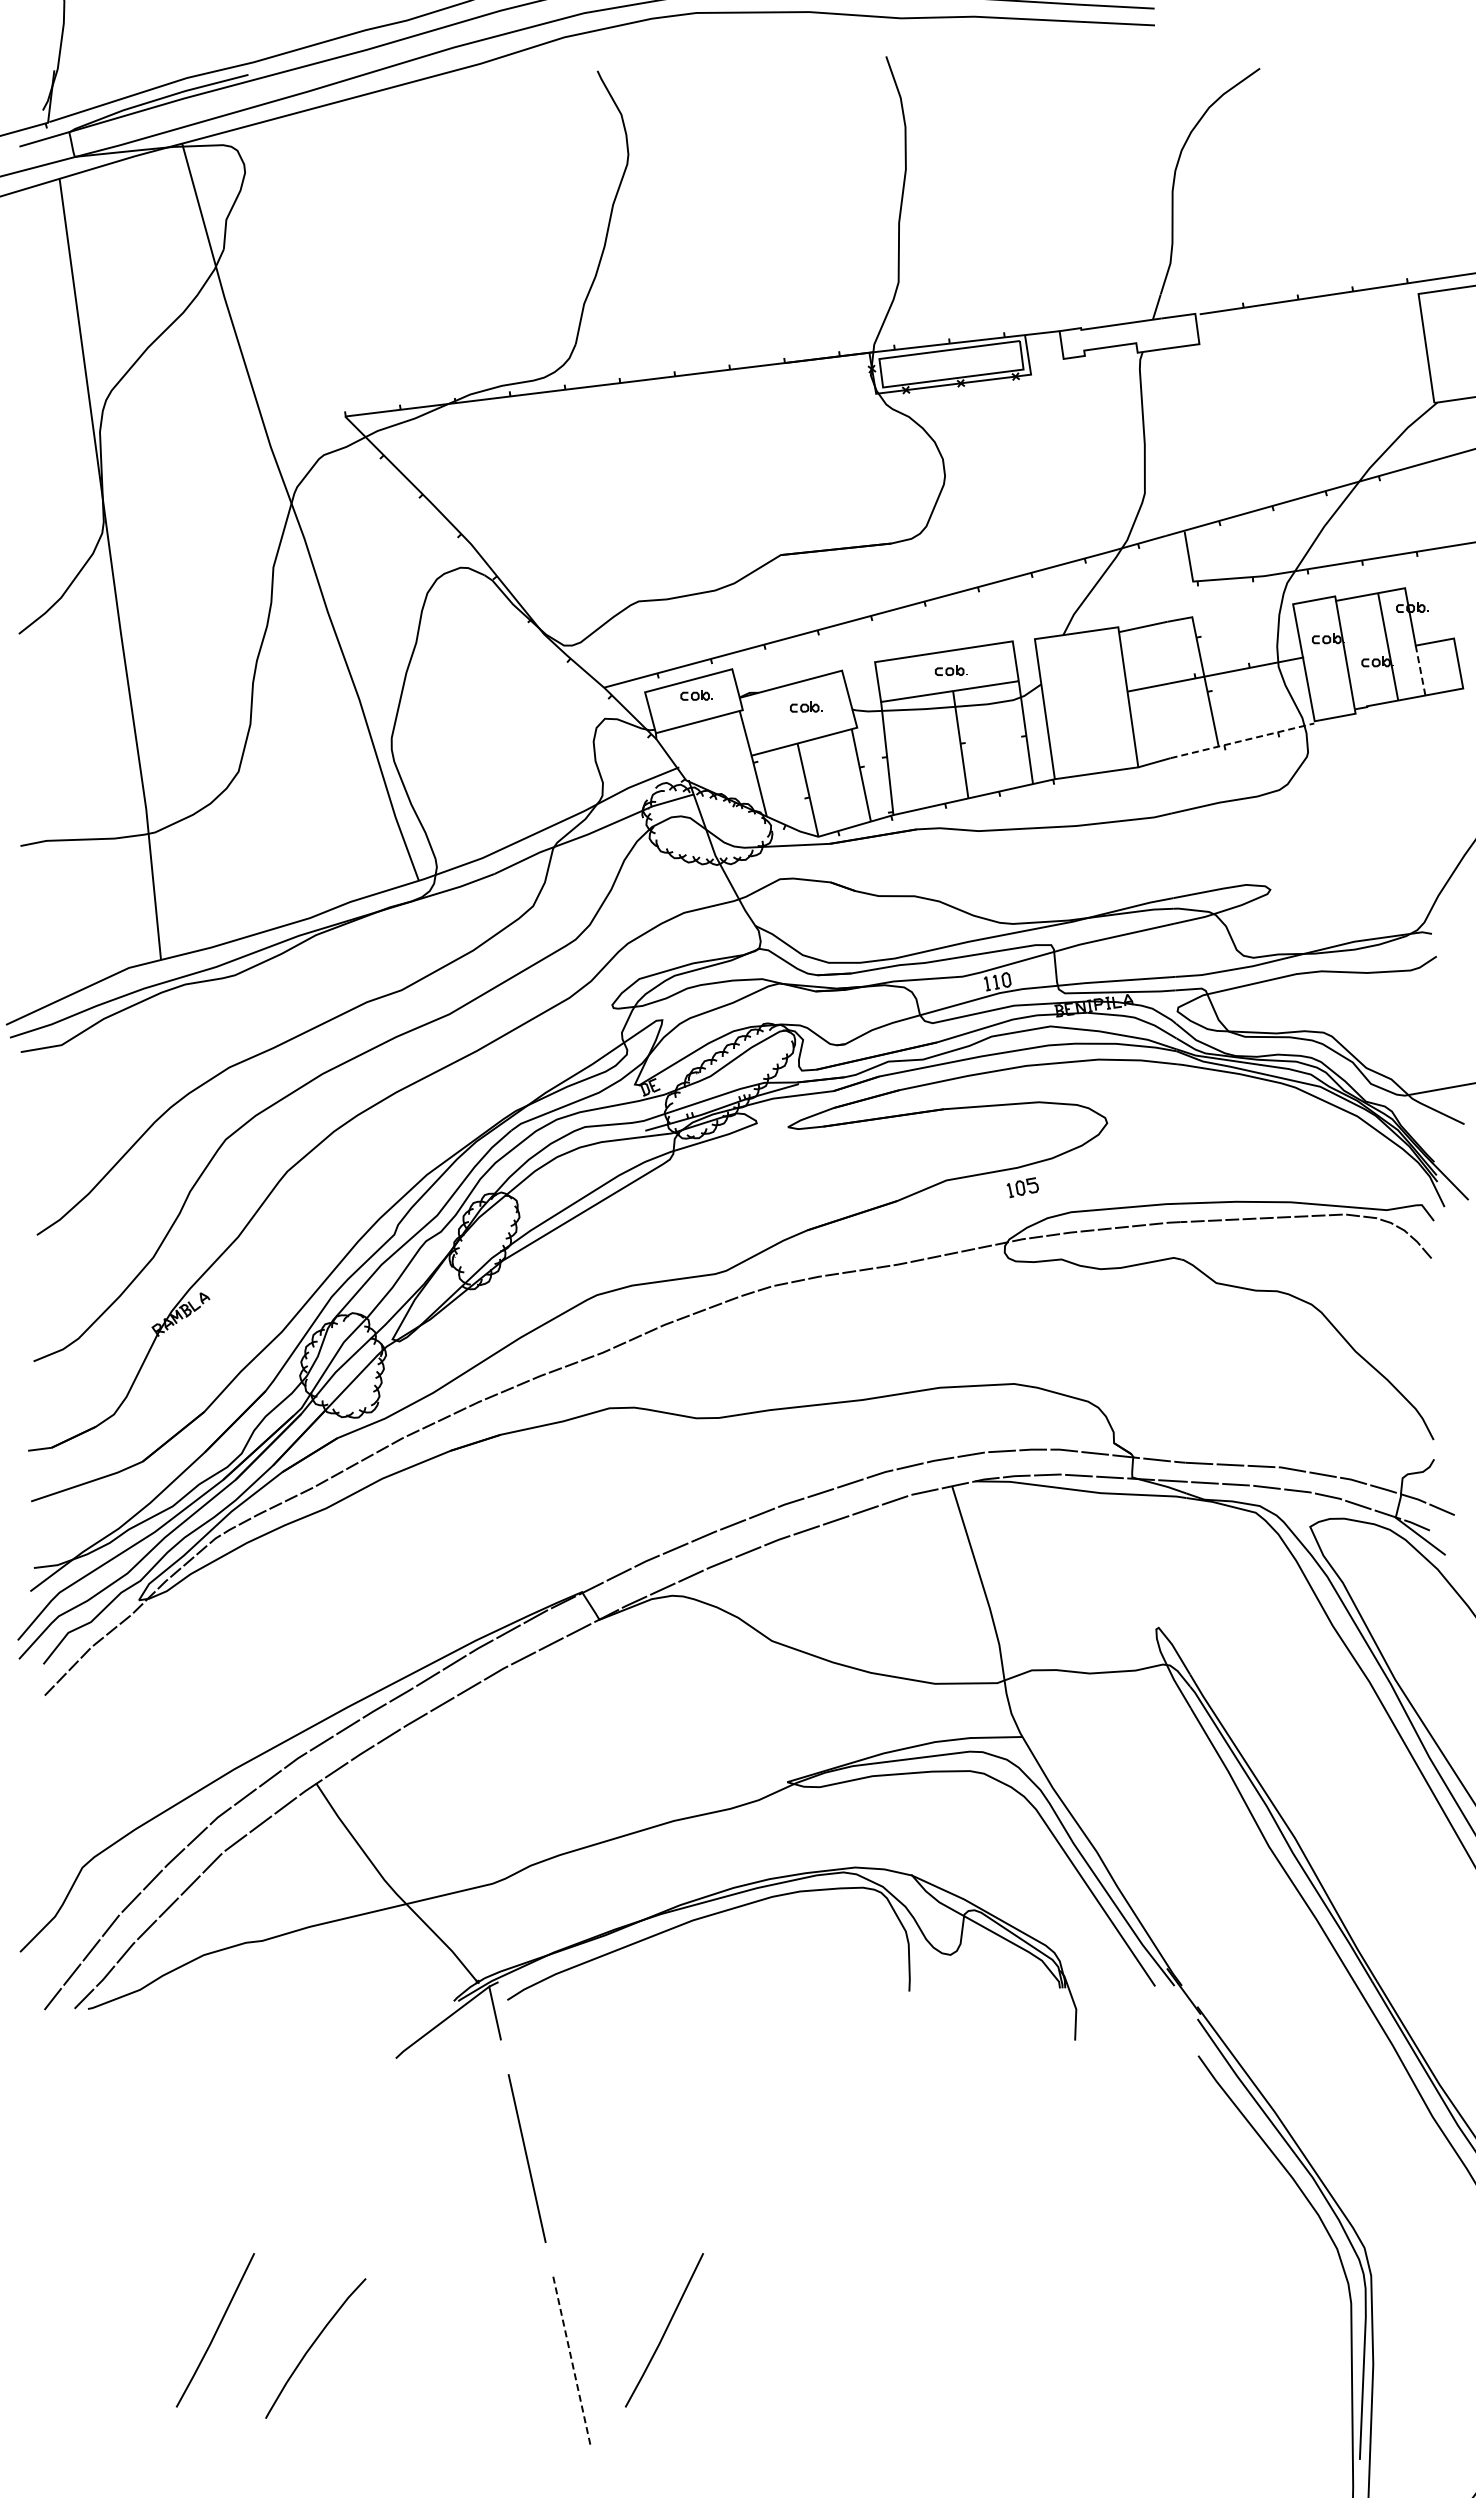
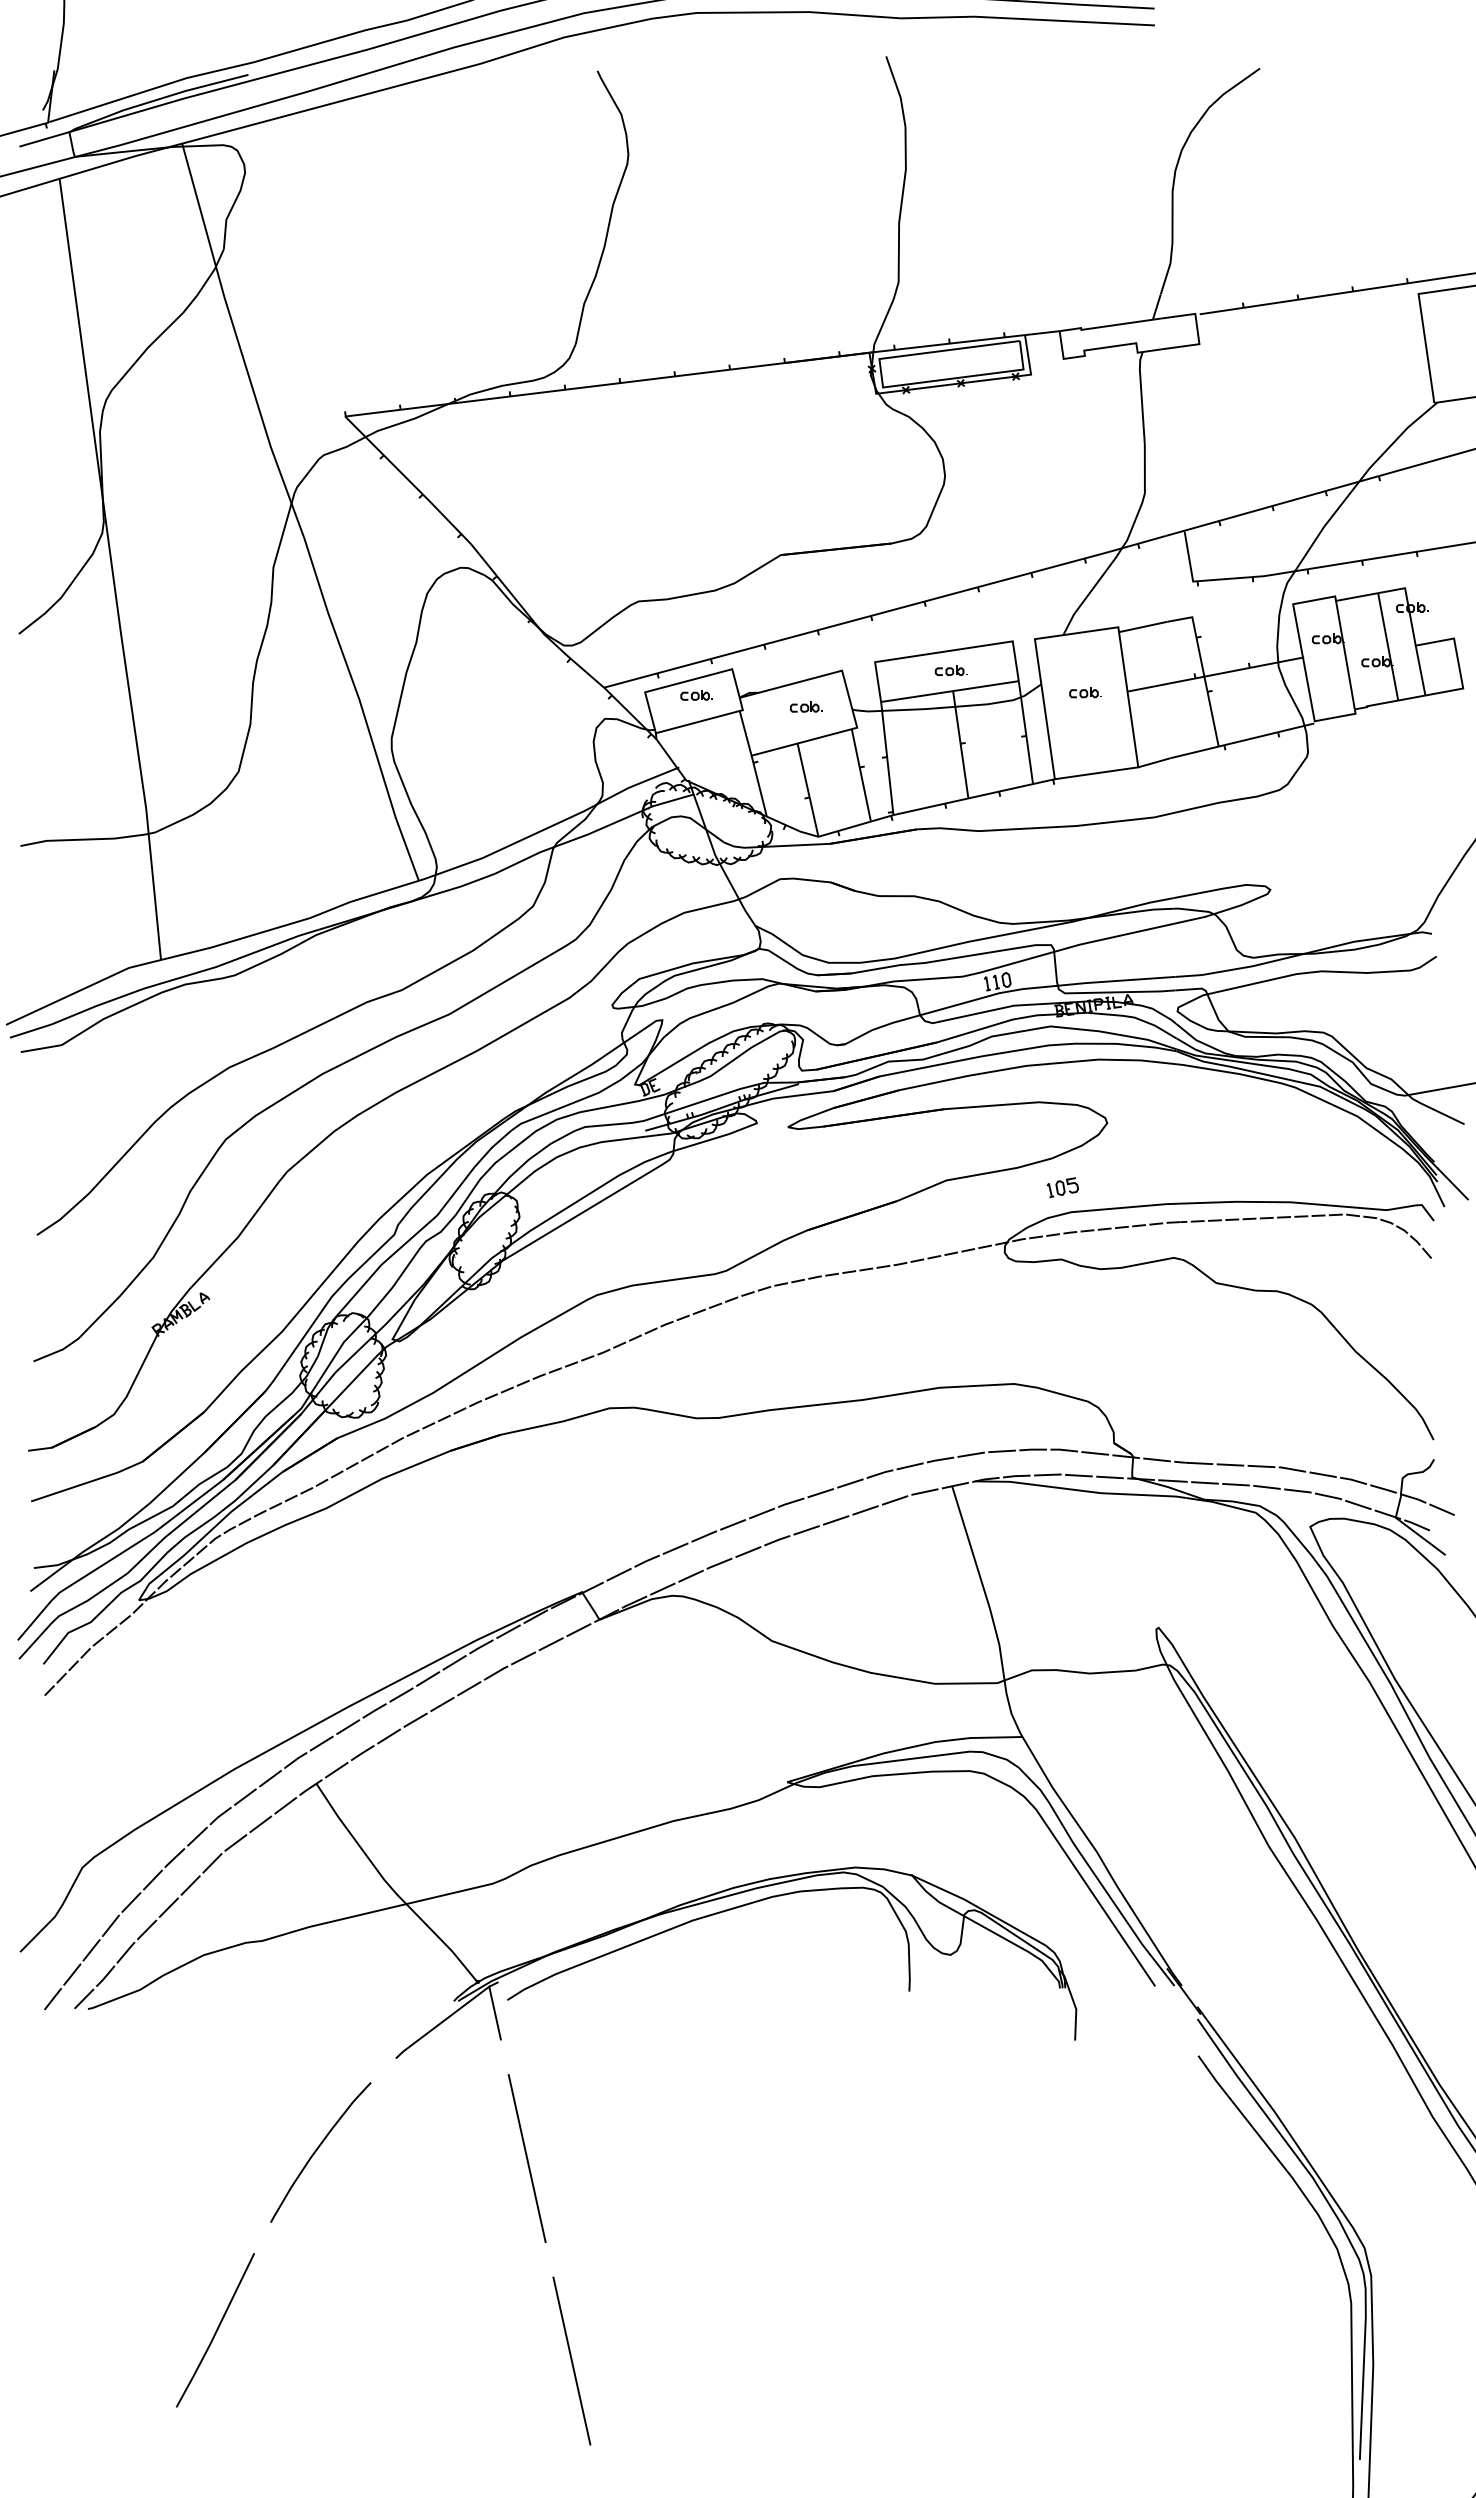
line: dashed -> solid (1420, 670)
part: none -> present (1085, 692)
line: dashed -> solid (1243, 740)
part position: (1022, 1187) -> (1062, 1187) (1062, 1187)
curve: present -> none (664, 2331)
curve position: (313, 2345) -> (318, 2149) (318, 2149)
line: dashed -> solid (572, 2361)
